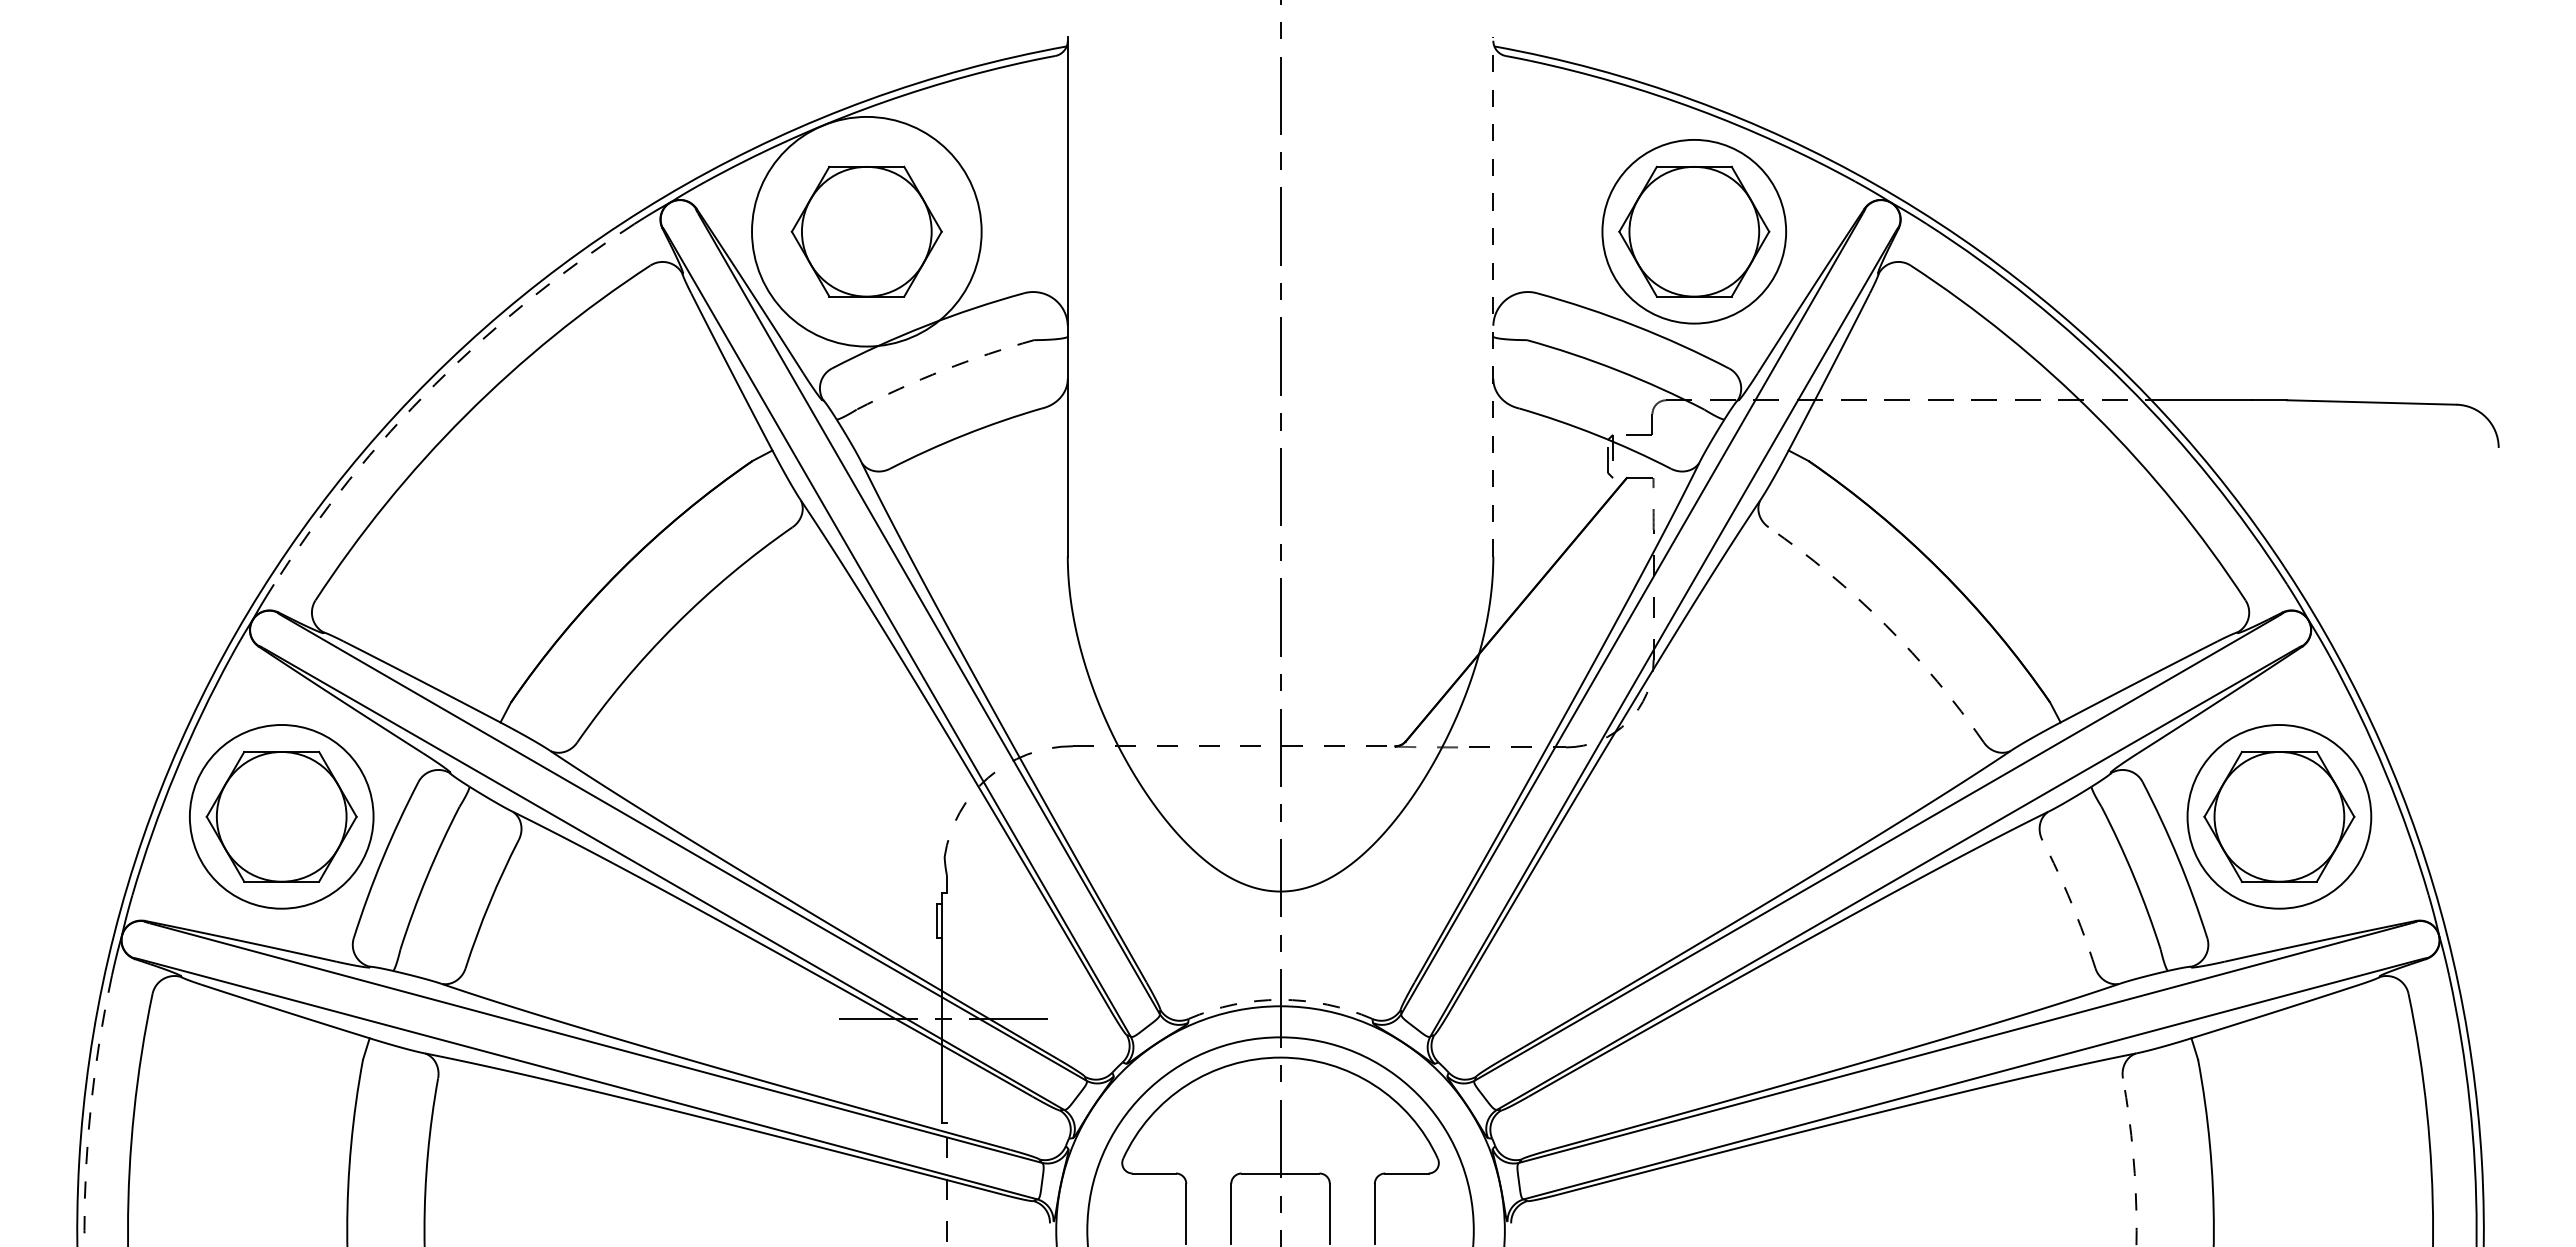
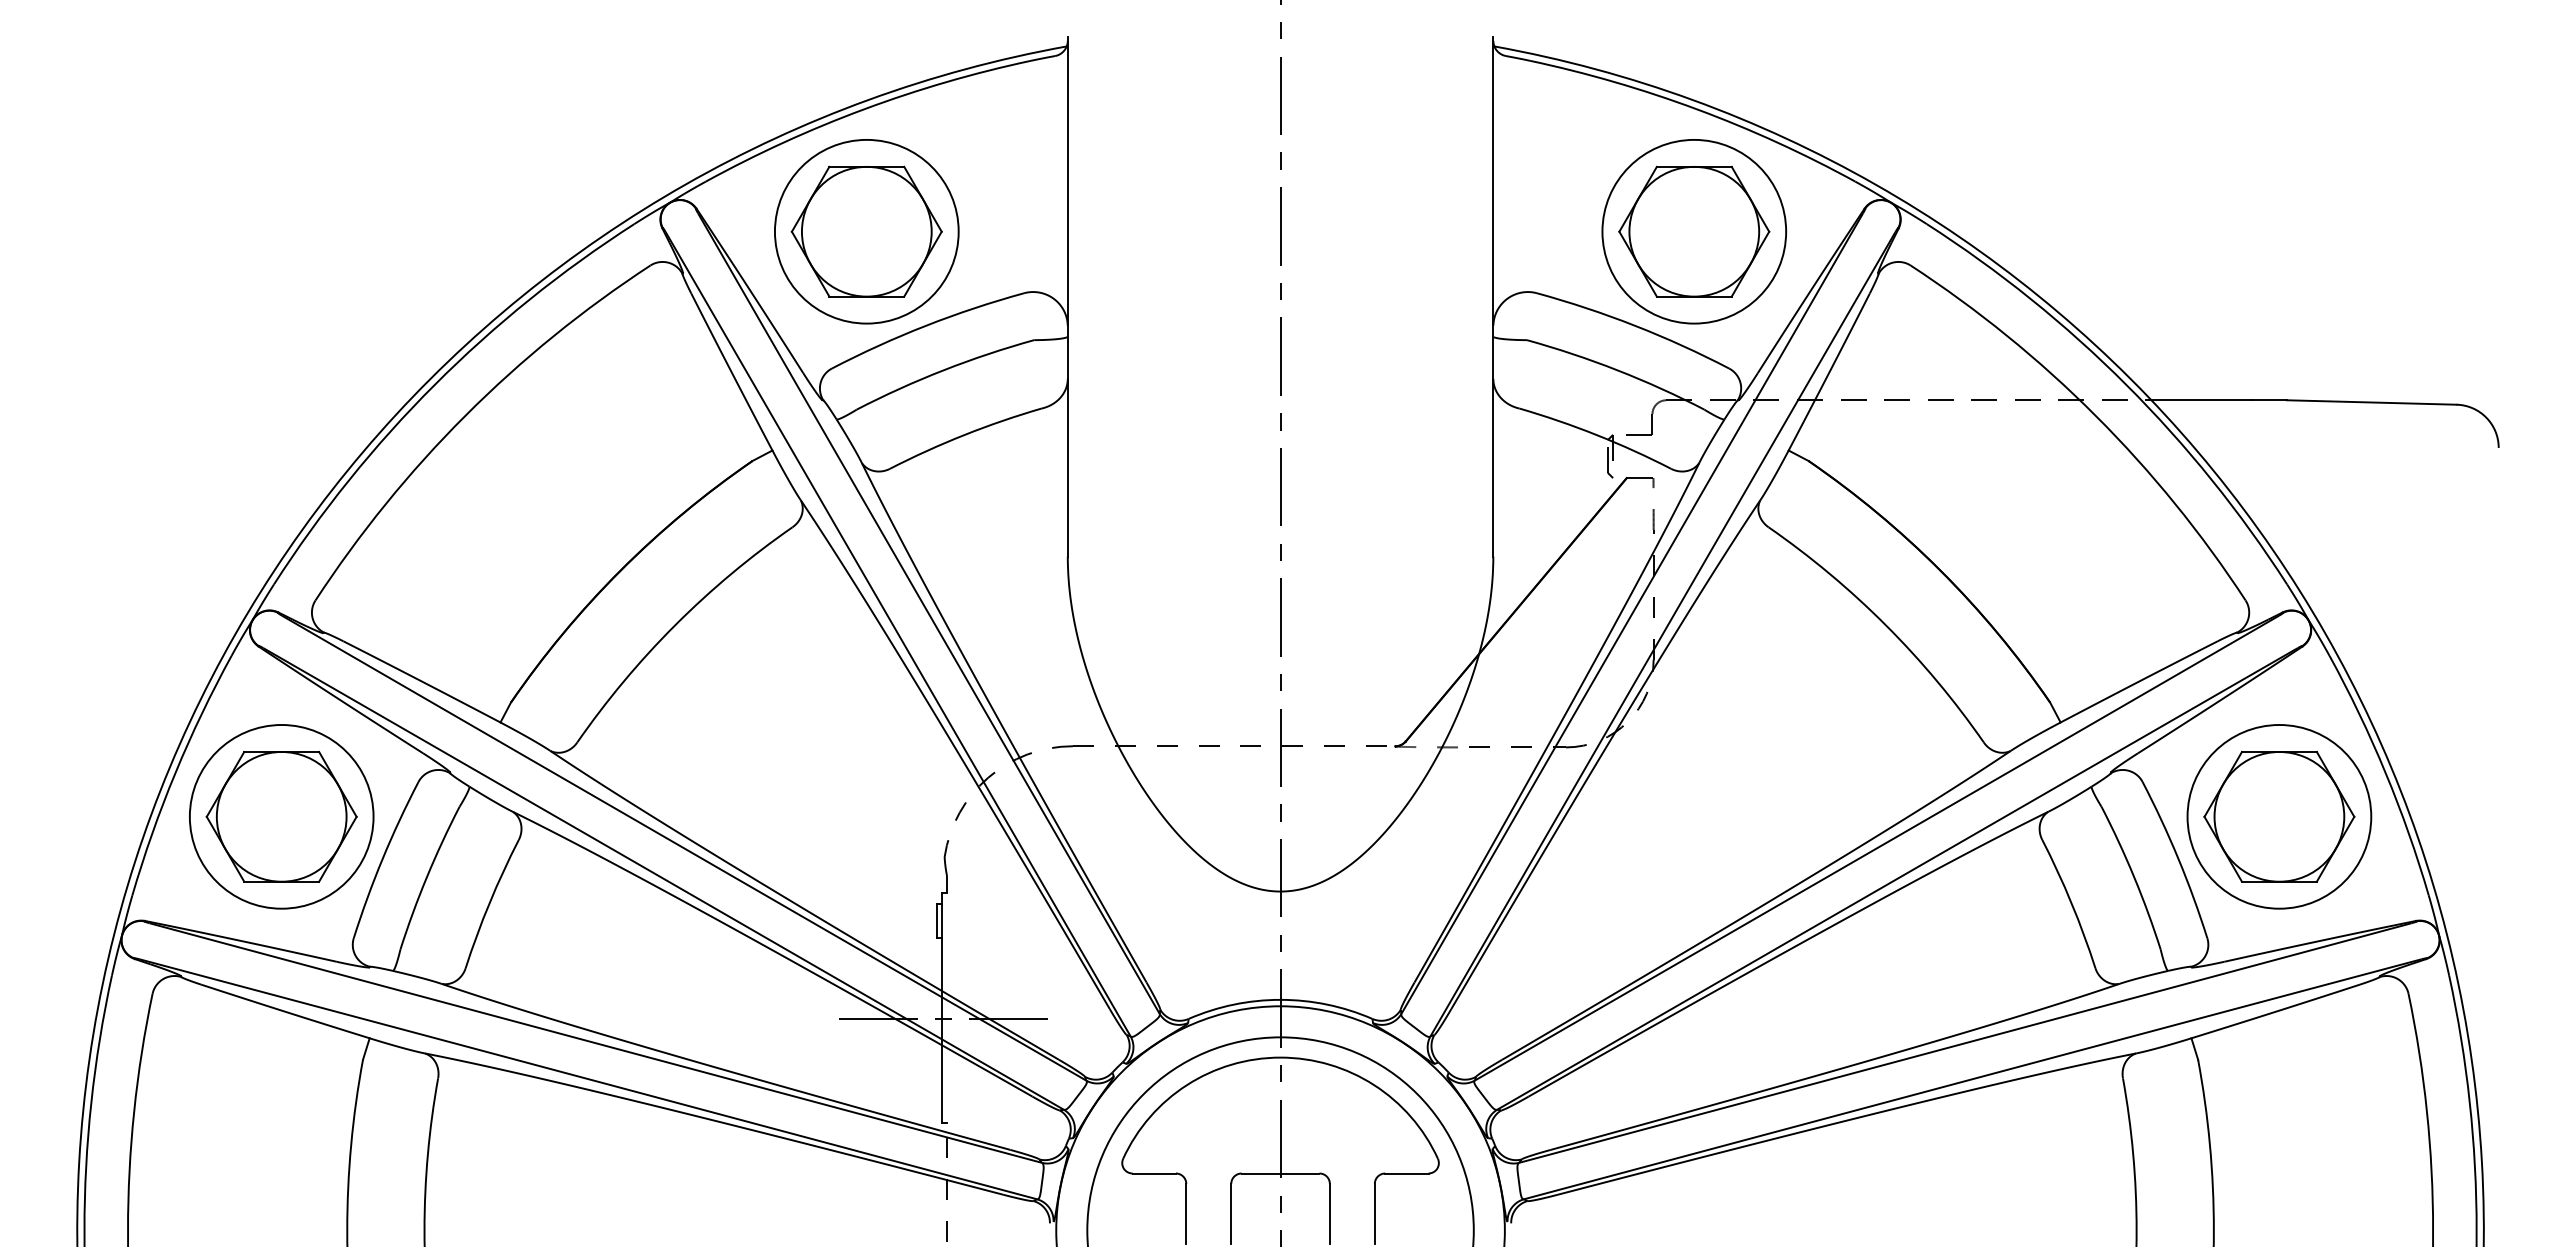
circle diameter: 230 px -> 184 px (866, 231)
line: dashed -> solid (1493, 296)
arc: dashed -> solid (943, 370)
arc: dashed -> solid (434, 384)
arc: dashed -> solid (1885, 625)
arc: dashed -> solid (2071, 902)
arc: dashed -> solid (1280, 999)
arc: dashed -> solid (90, 1110)
arc: dashed -> solid (2133, 1161)
